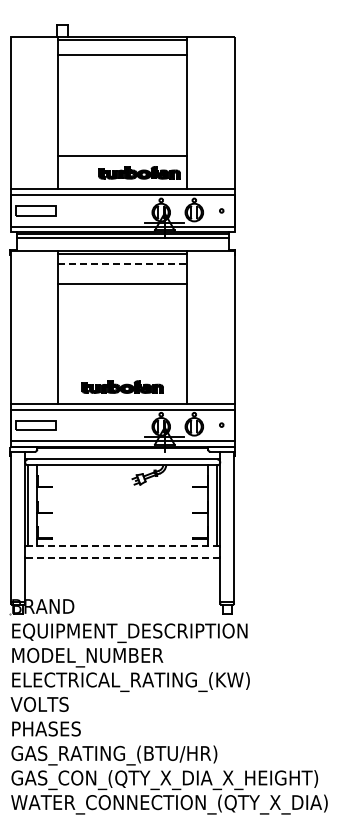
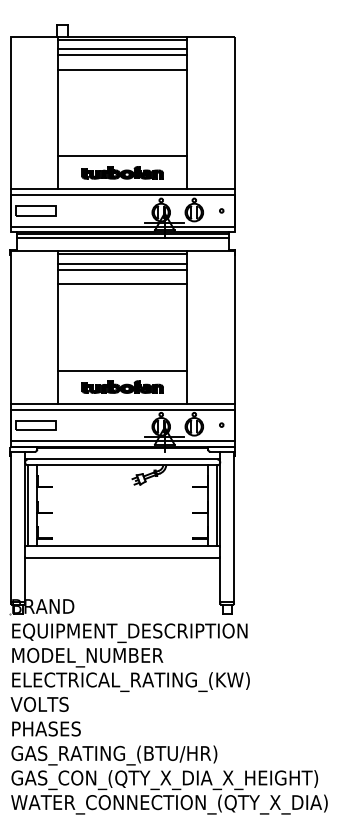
line: none -> present (122, 49)
line: none -> present (122, 69)
part position: (139, 172) -> (122, 172) (122, 172)
line: dashed -> solid (123, 263)
line: none -> present (122, 269)
line: none -> present (122, 370)
line: dashed -> solid (122, 546)
line: dashed -> solid (122, 557)
